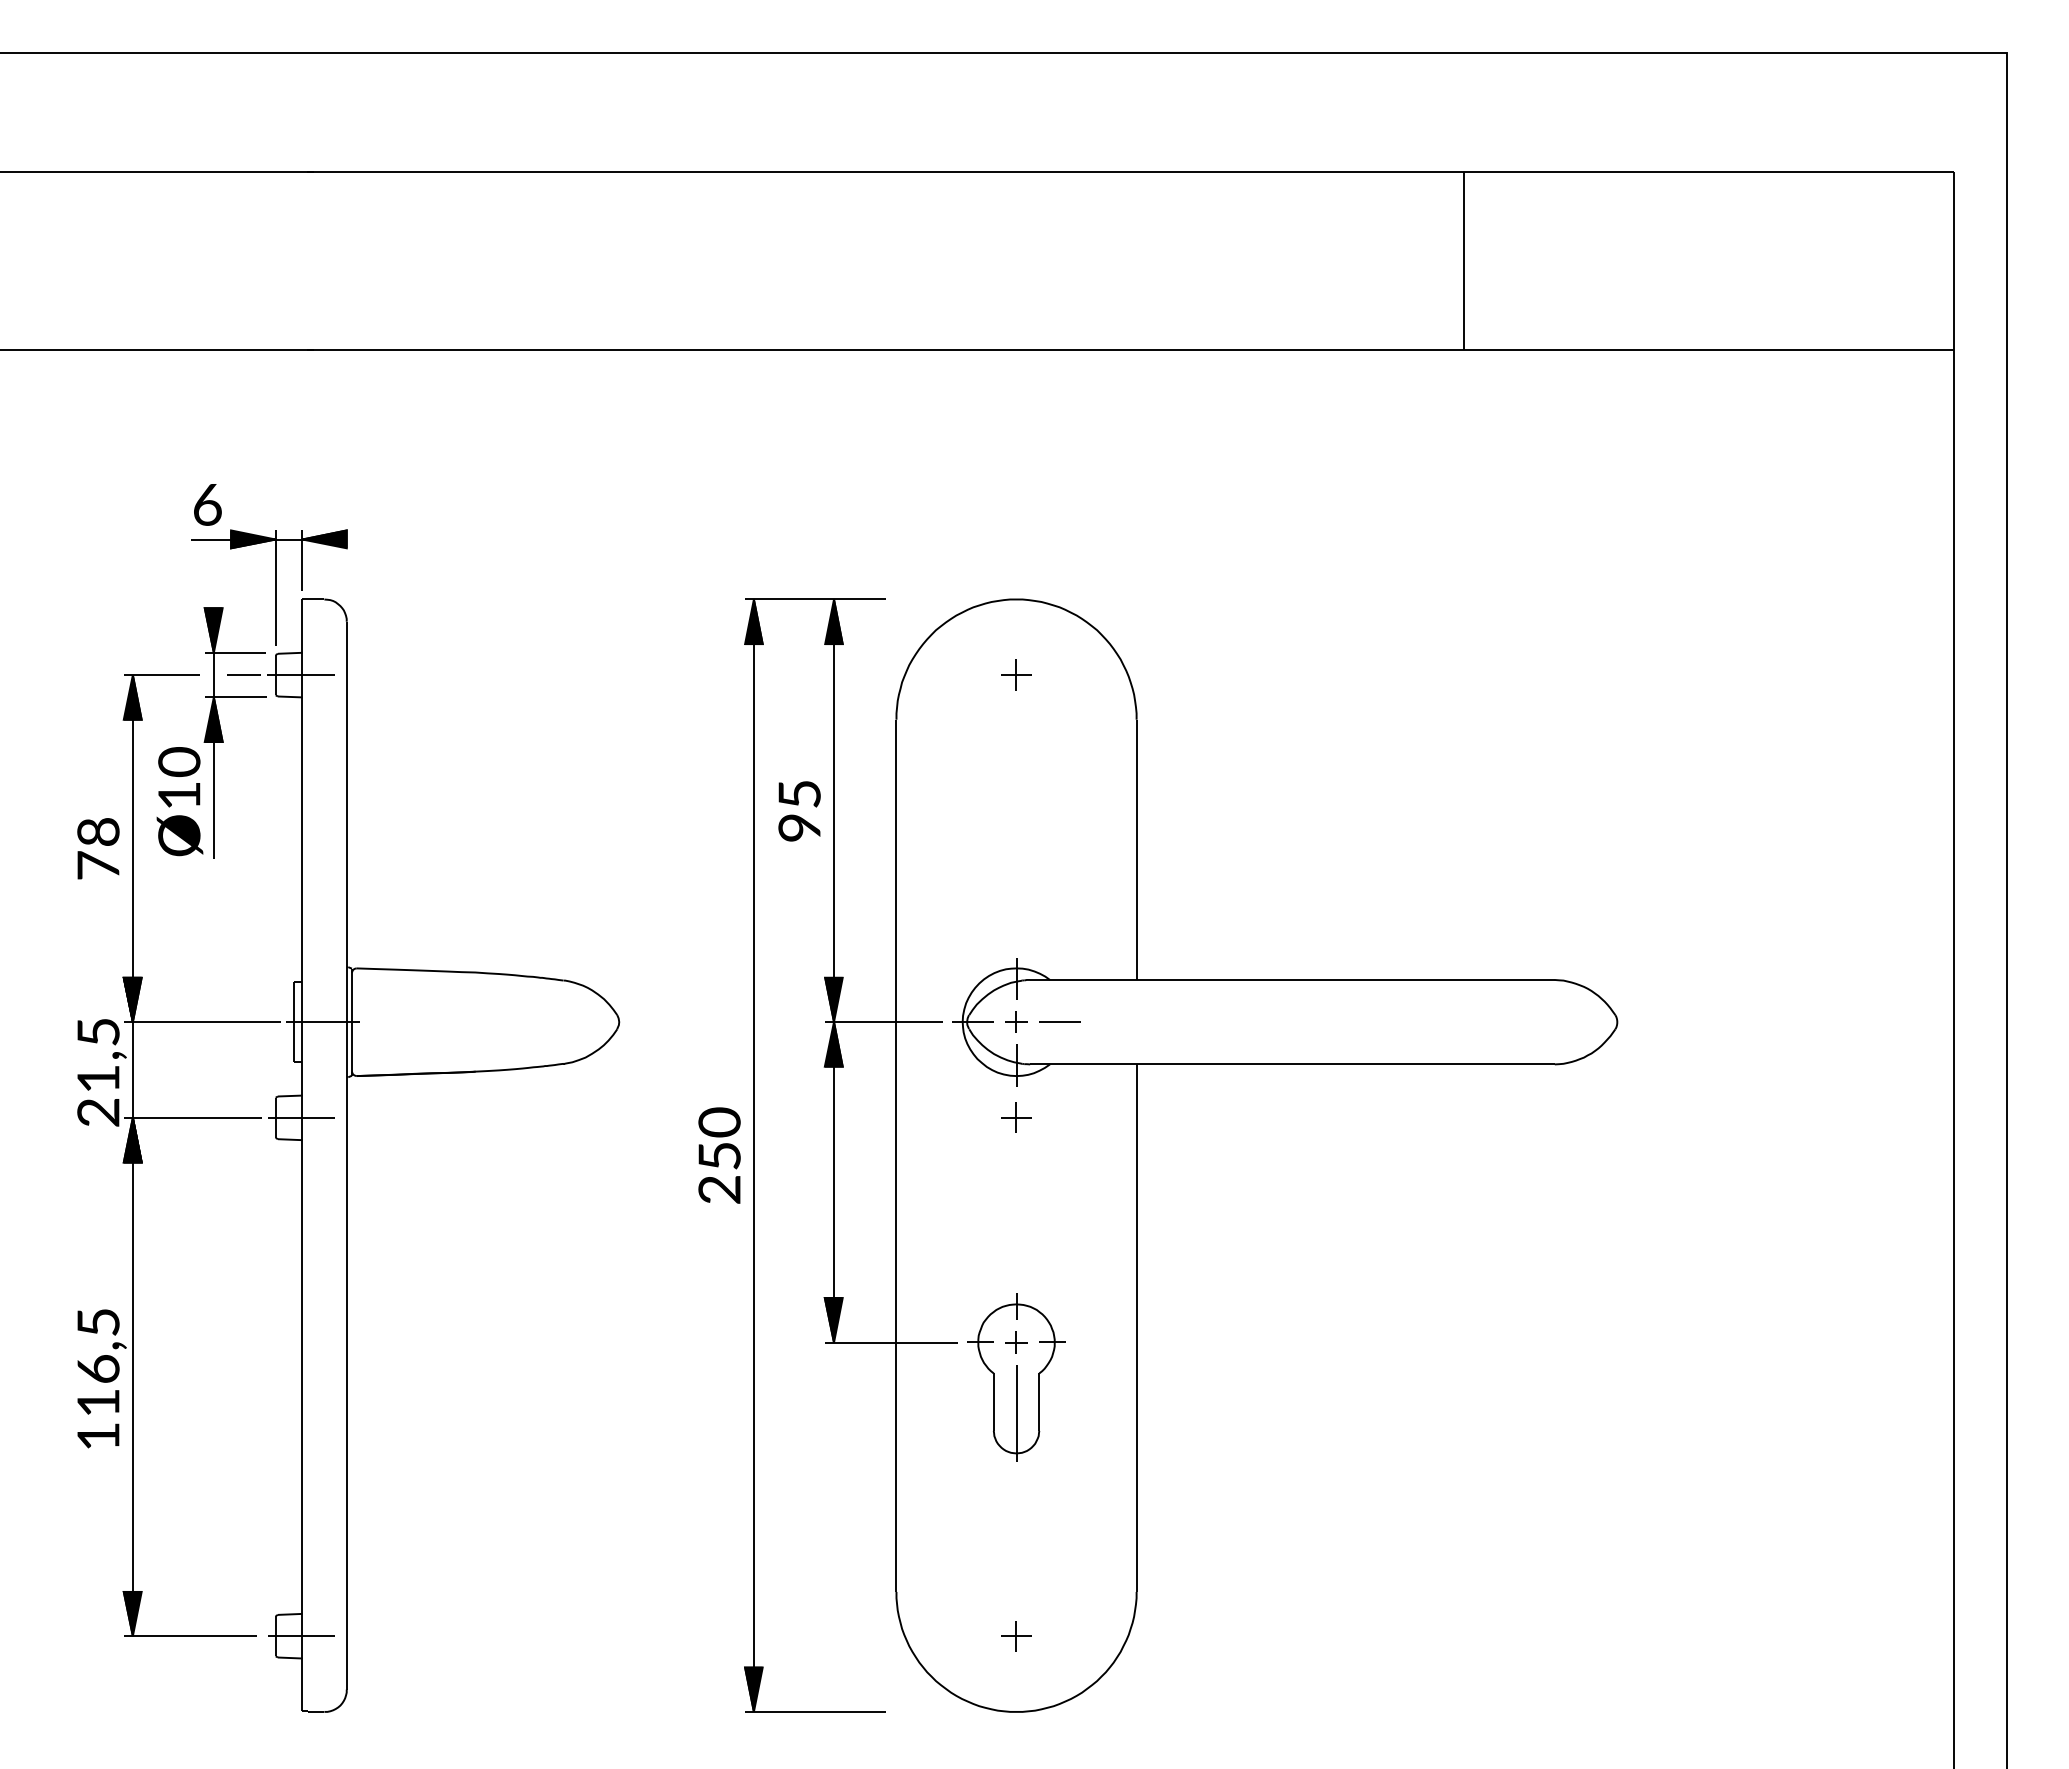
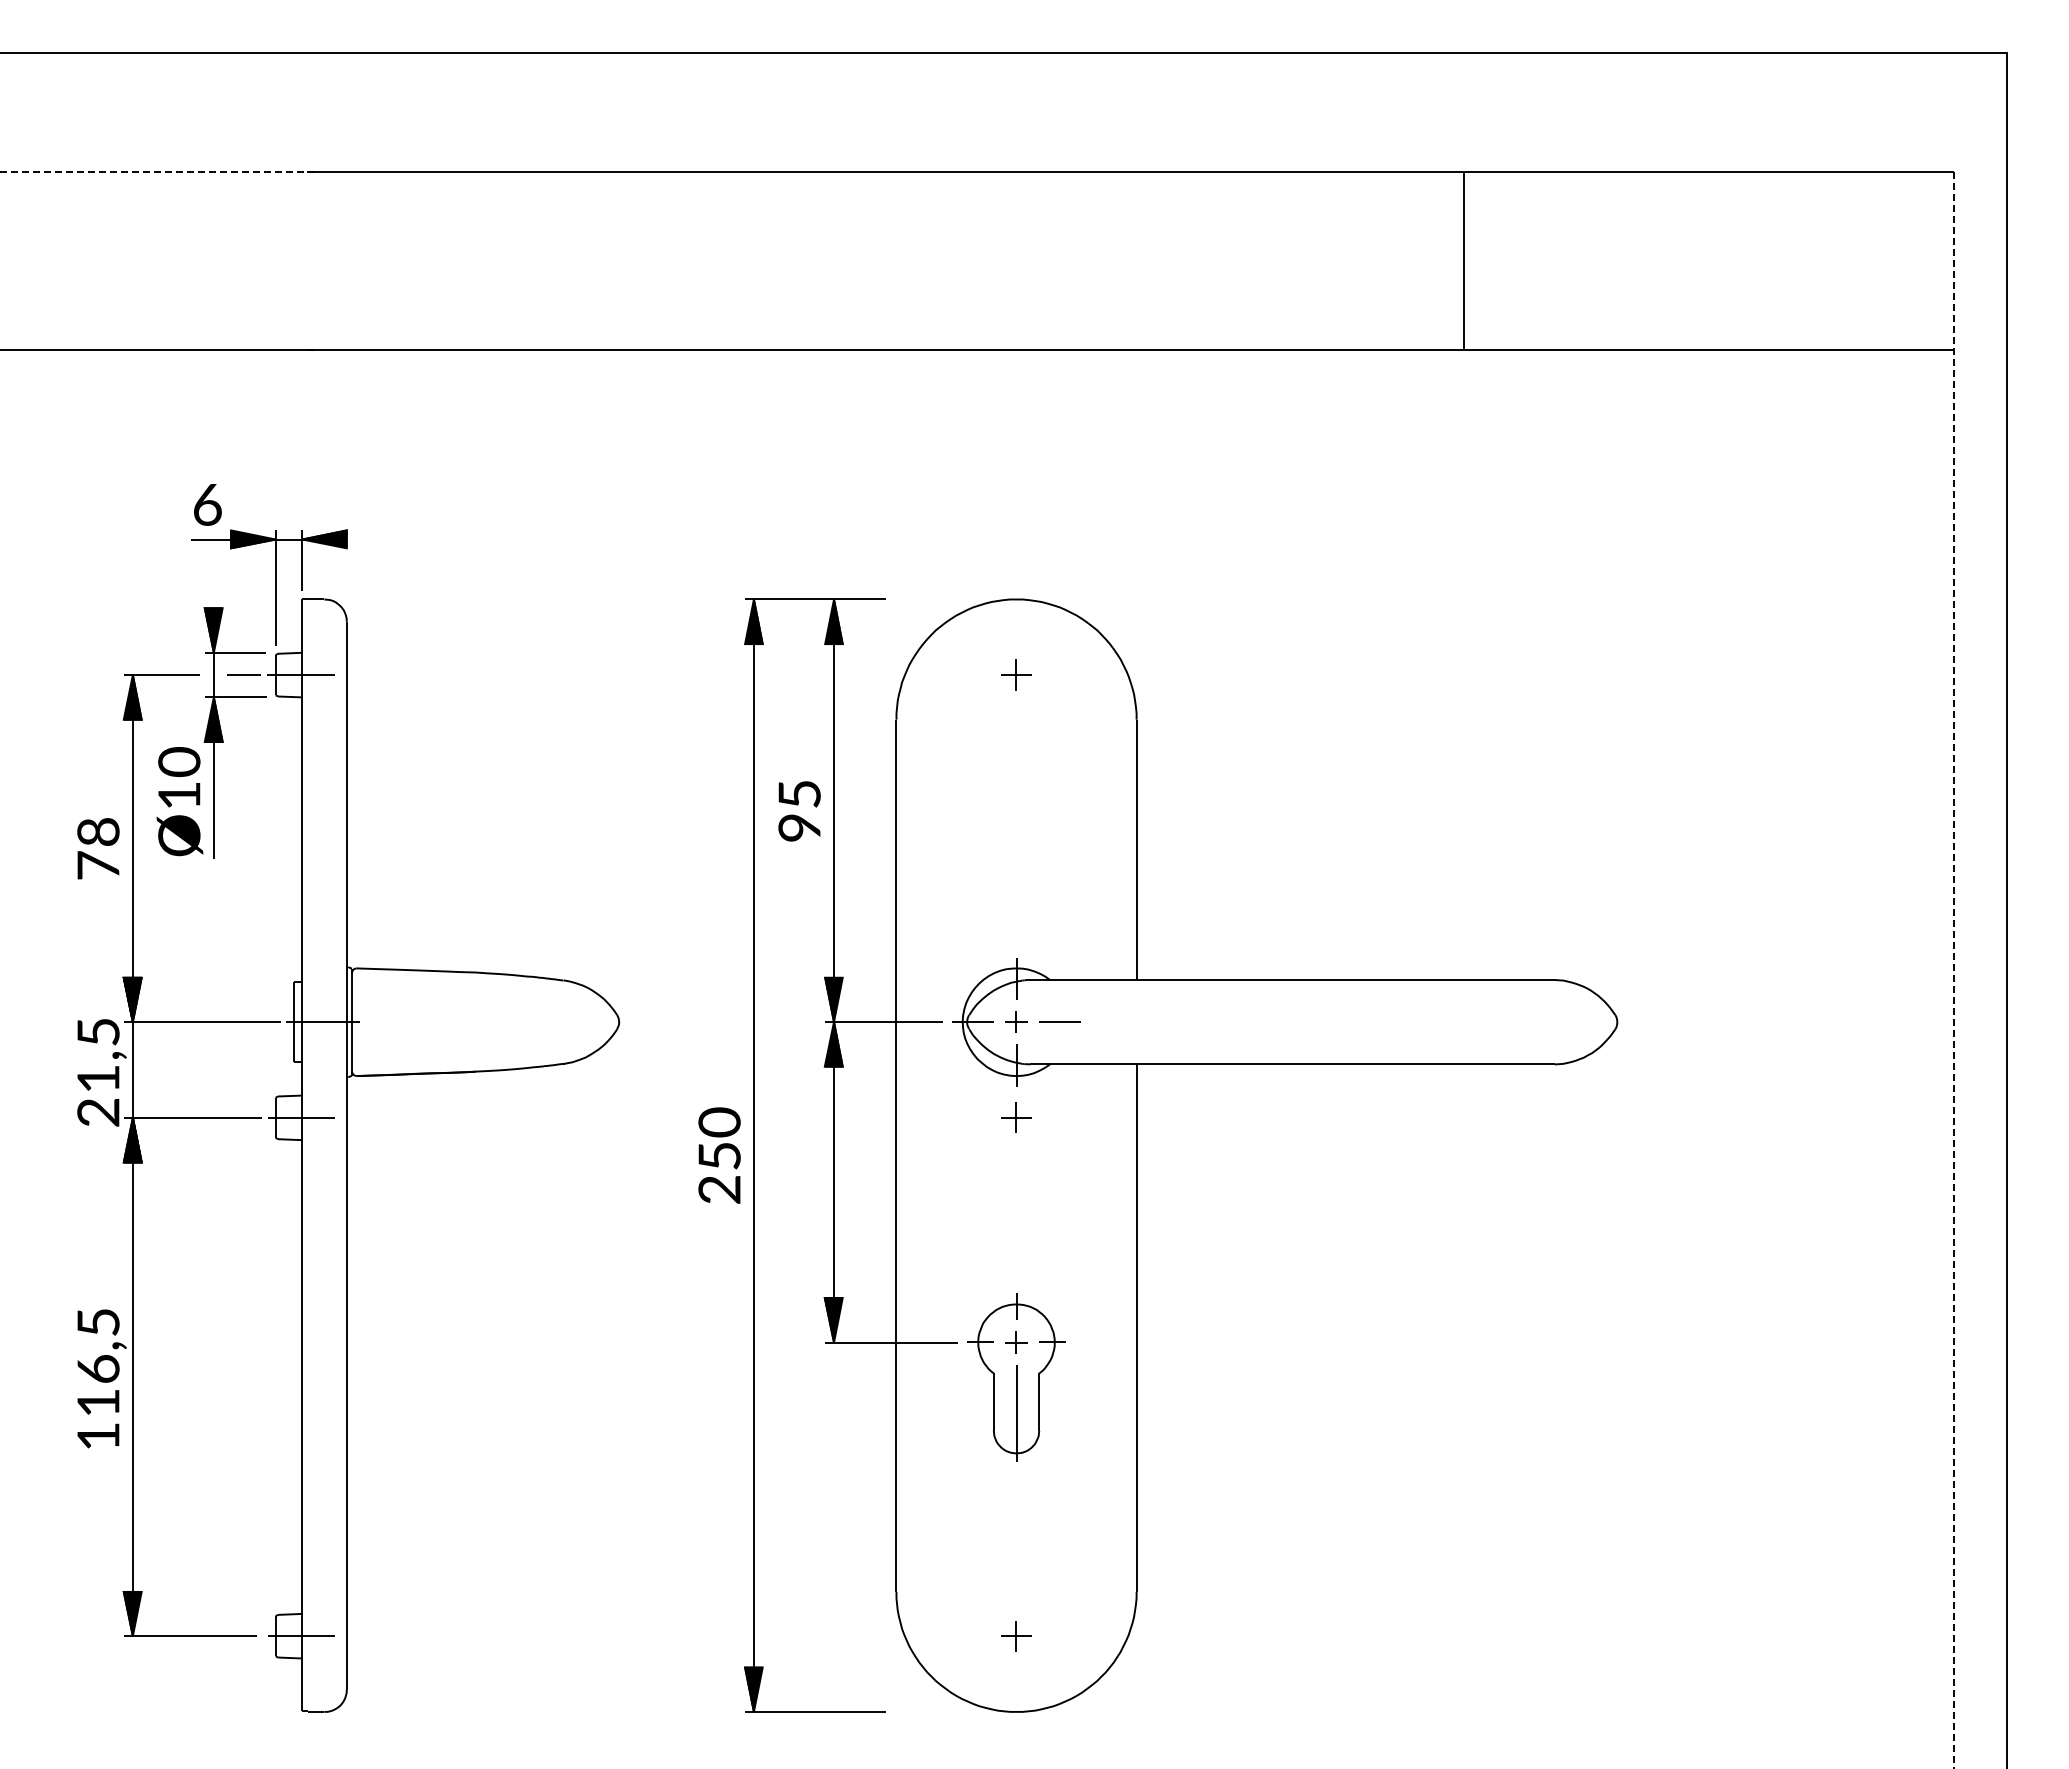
line: solid -> dashed (157, 172)
line: solid -> dashed (1953, 970)
